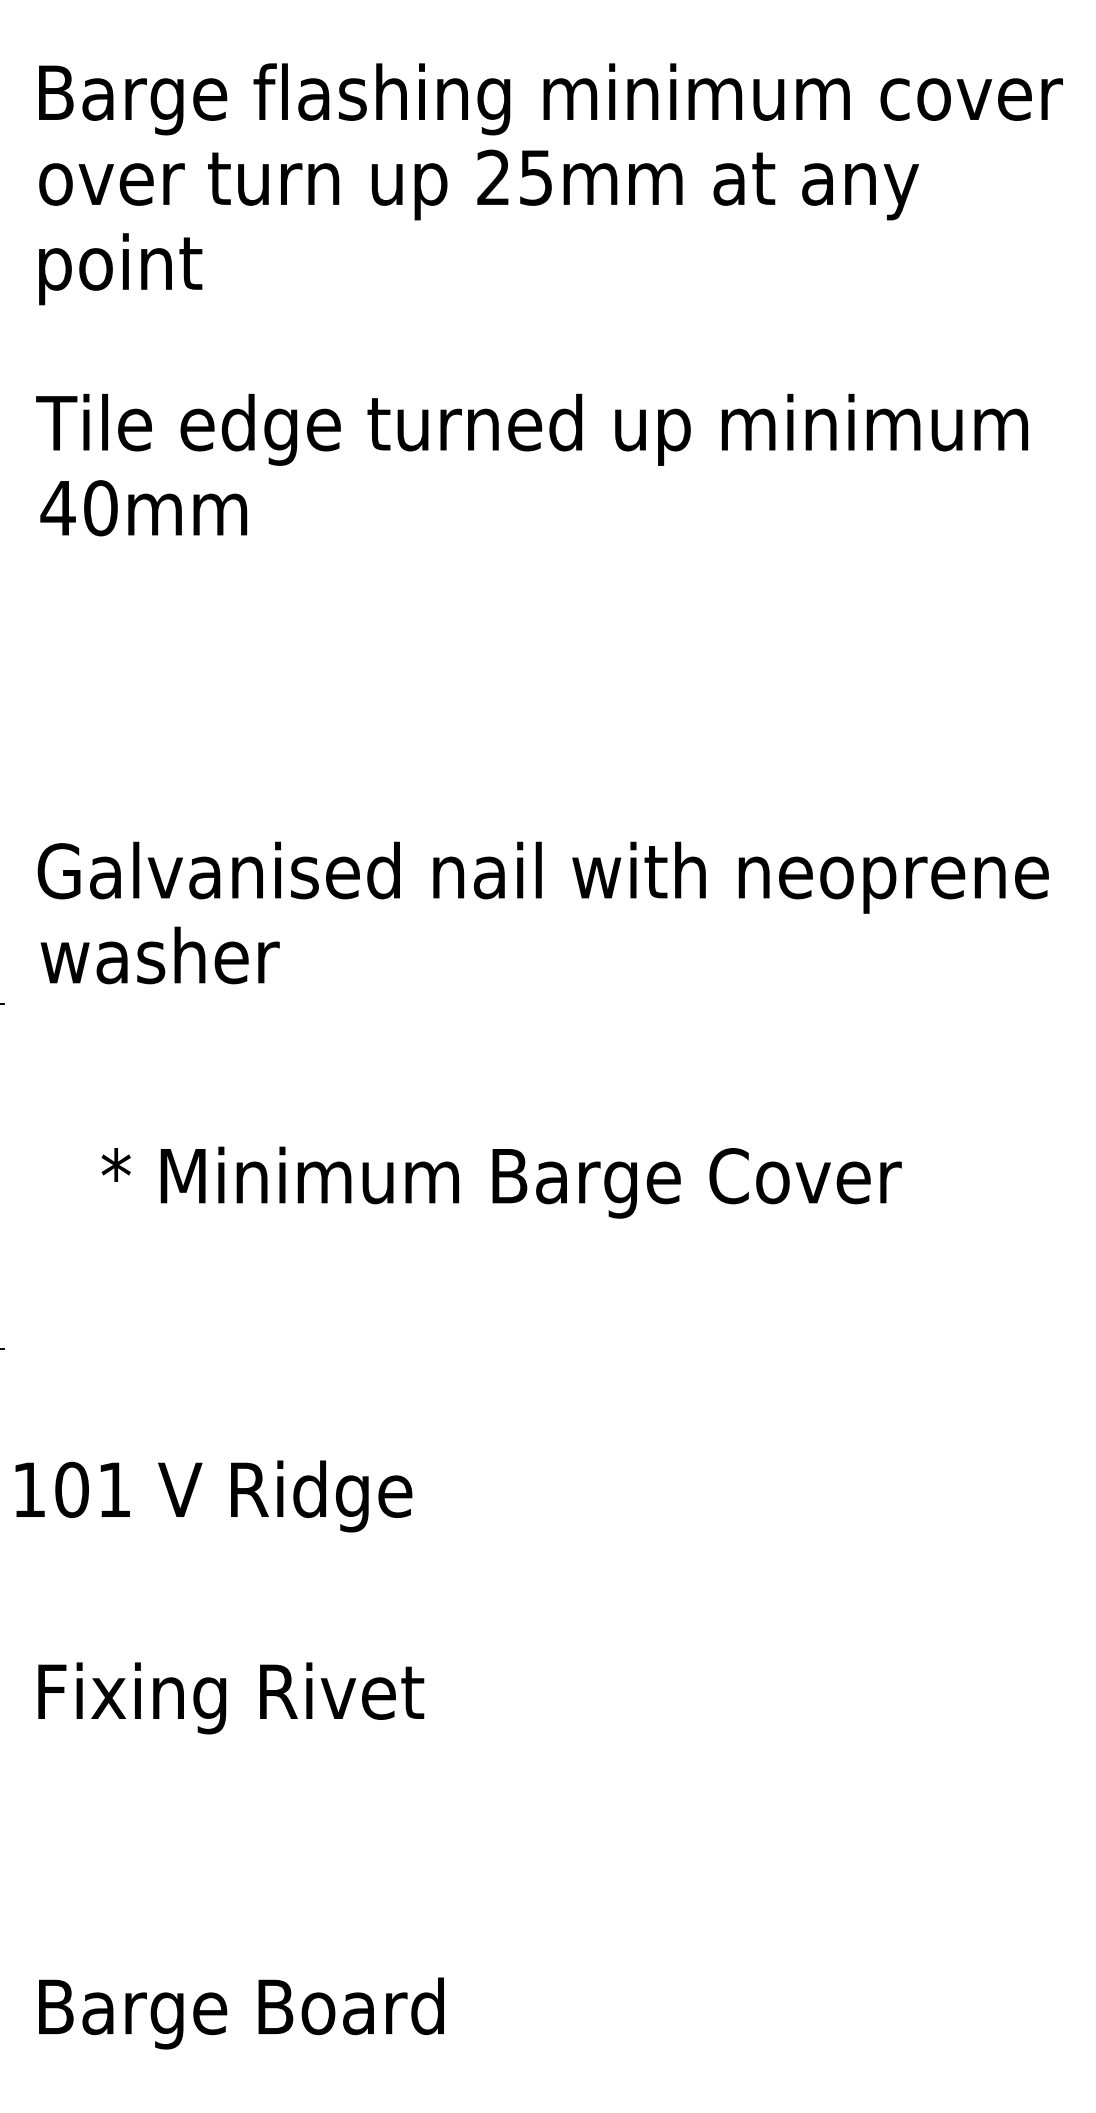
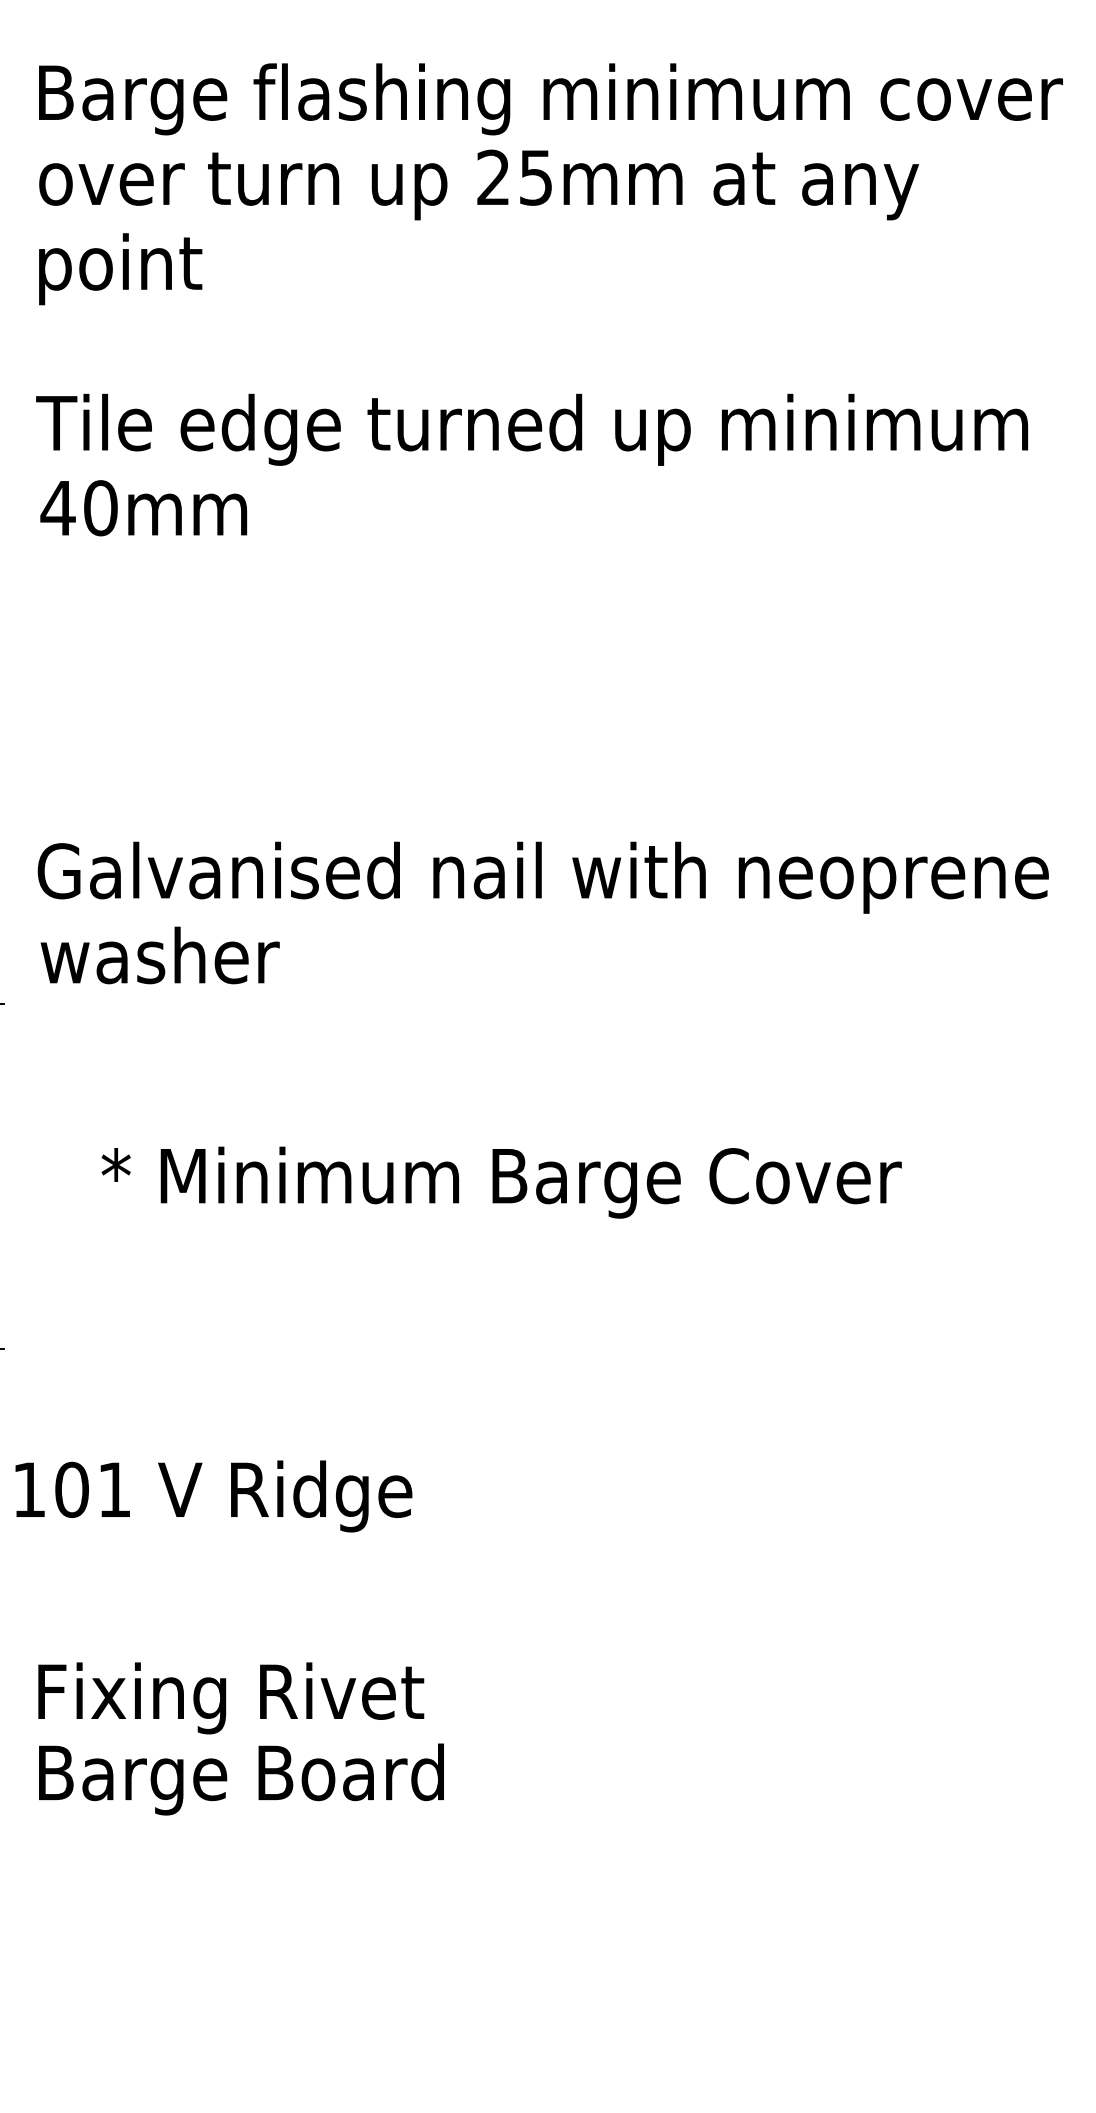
text position: (241, 2013) -> (241, 1779) (241, 1779)
